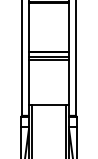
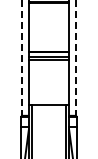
line: solid -> dashed (21, 58)
line: solid -> dashed (76, 58)
